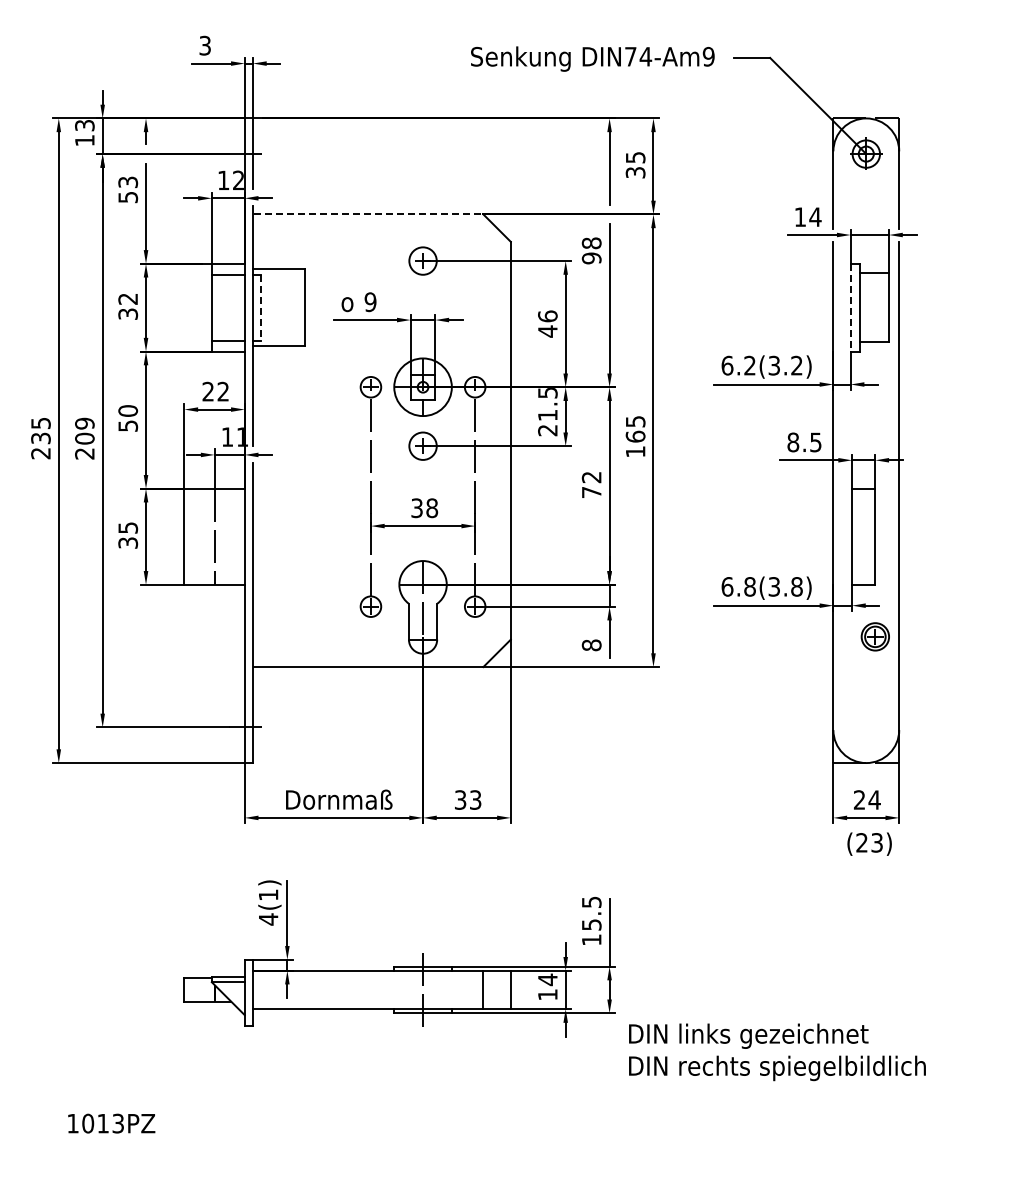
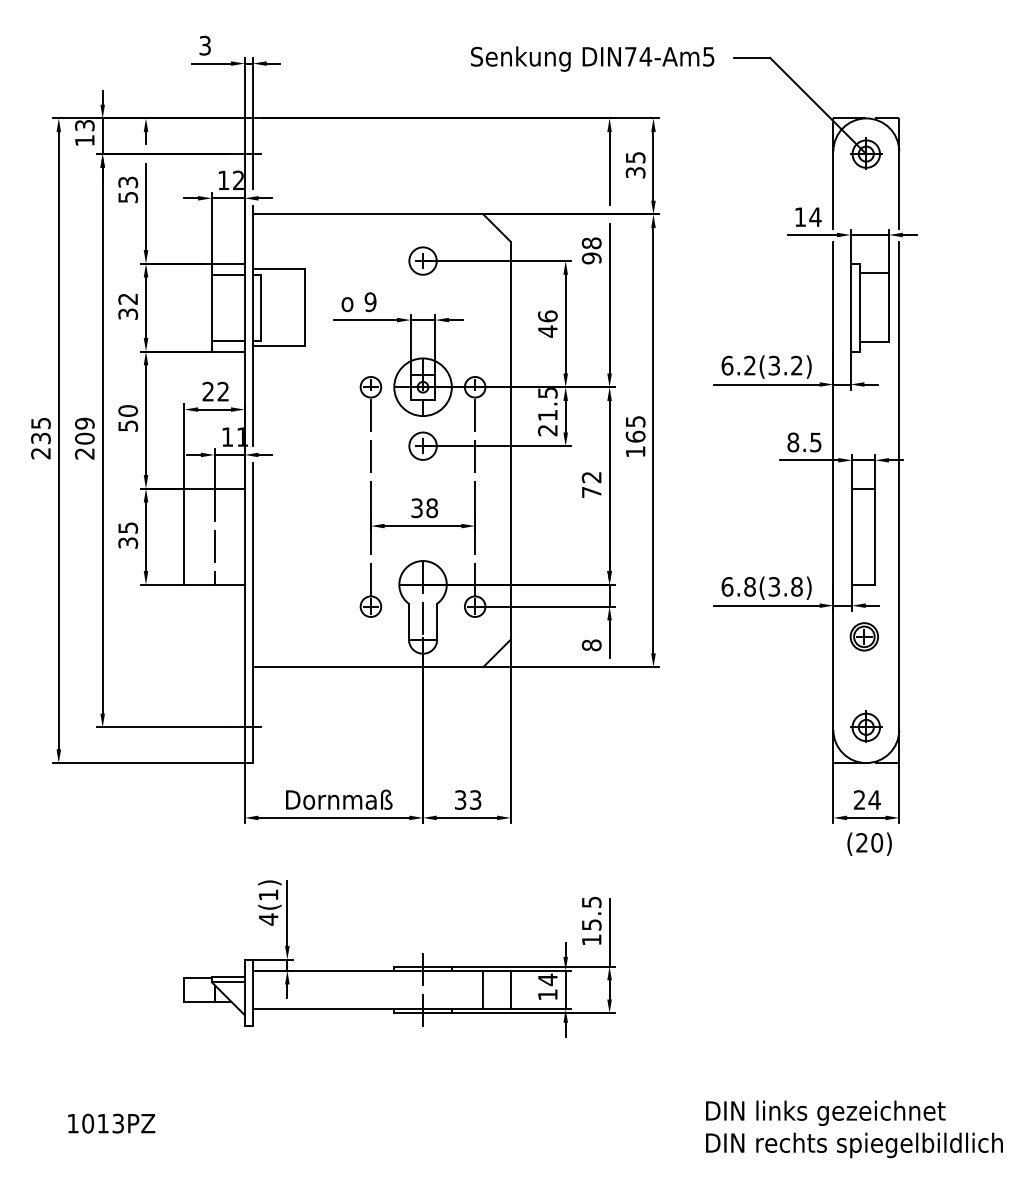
text: DIN74-Am9 -> DIN74-Am5 (708, 56)
line: dashed -> solid (368, 214)
line: dashed -> solid (260, 307)
line: dashed -> solid (850, 307)
part position: (874, 636) -> (863, 636) (863, 636)
part: none -> present (866, 726)
text: (23) -> (20) (877, 842)
text position: (777, 1052) -> (854, 1129) (854, 1129)
